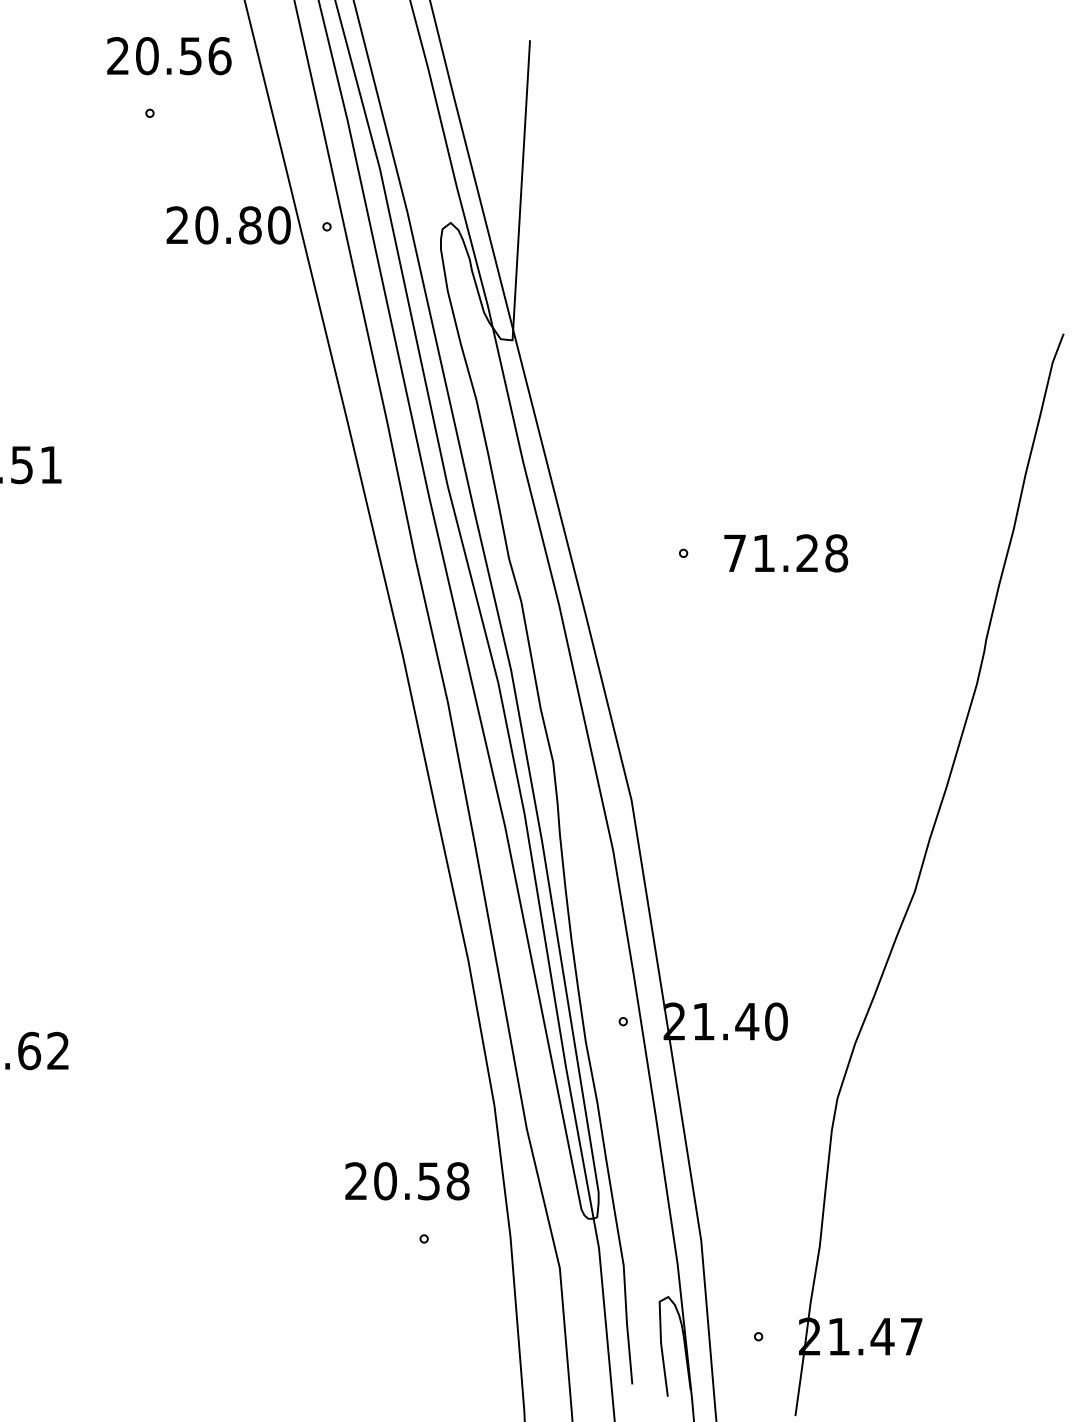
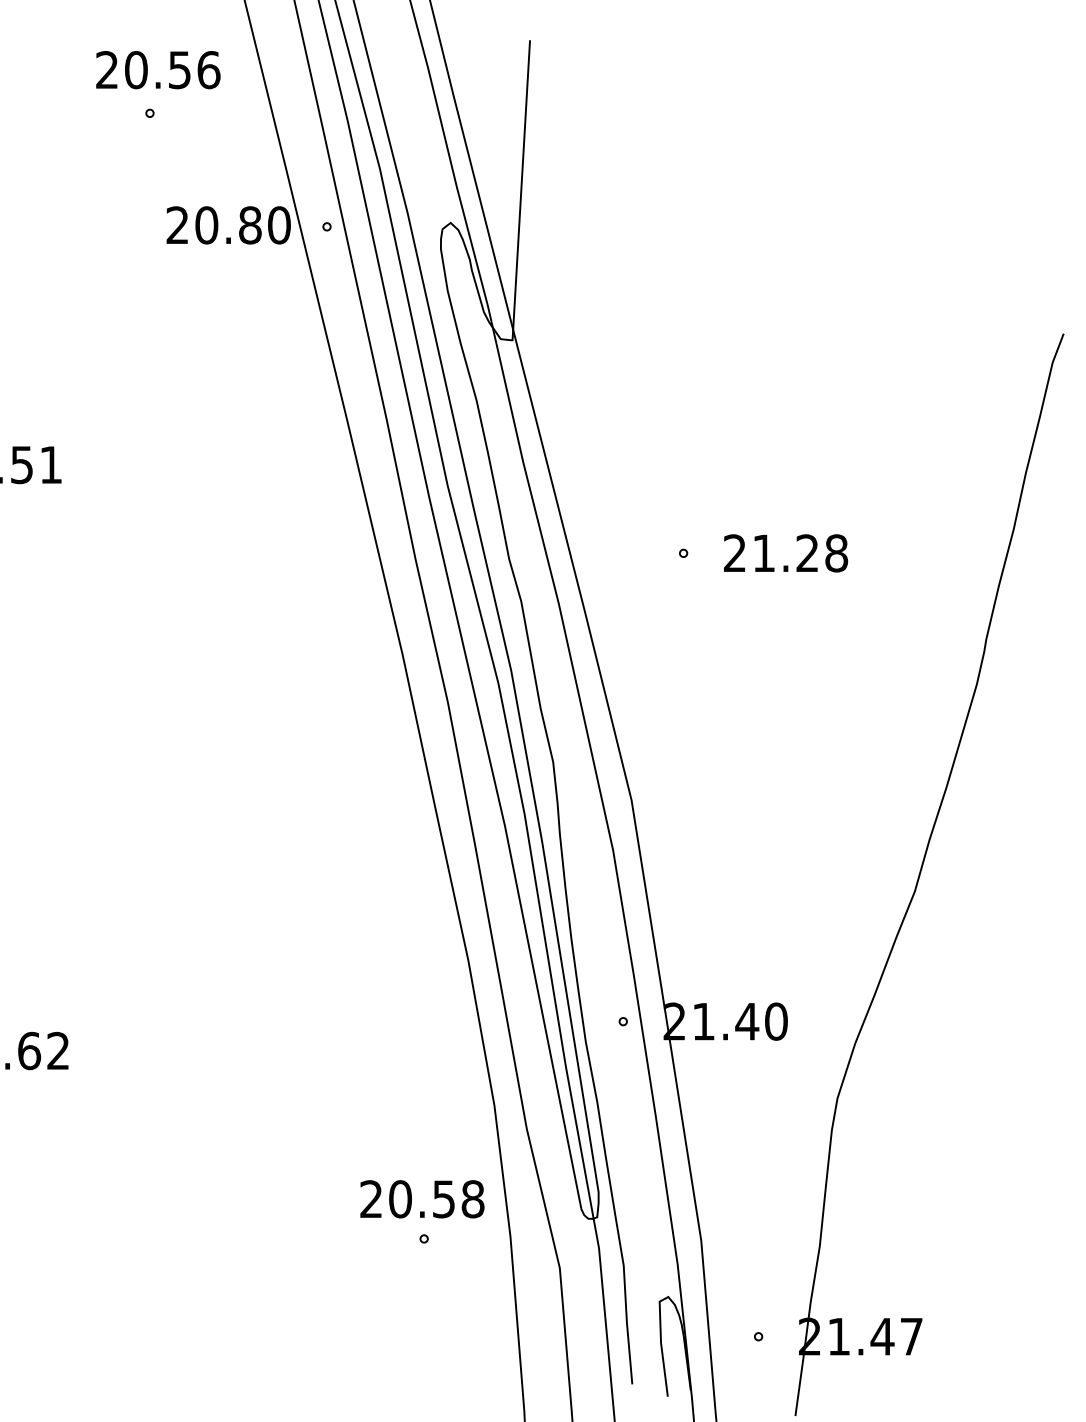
text position: (169, 56) -> (158, 70) (158, 70)
text: 71.28 -> 21.28 (734, 552)
text position: (407, 1181) -> (422, 1199) (422, 1199)
